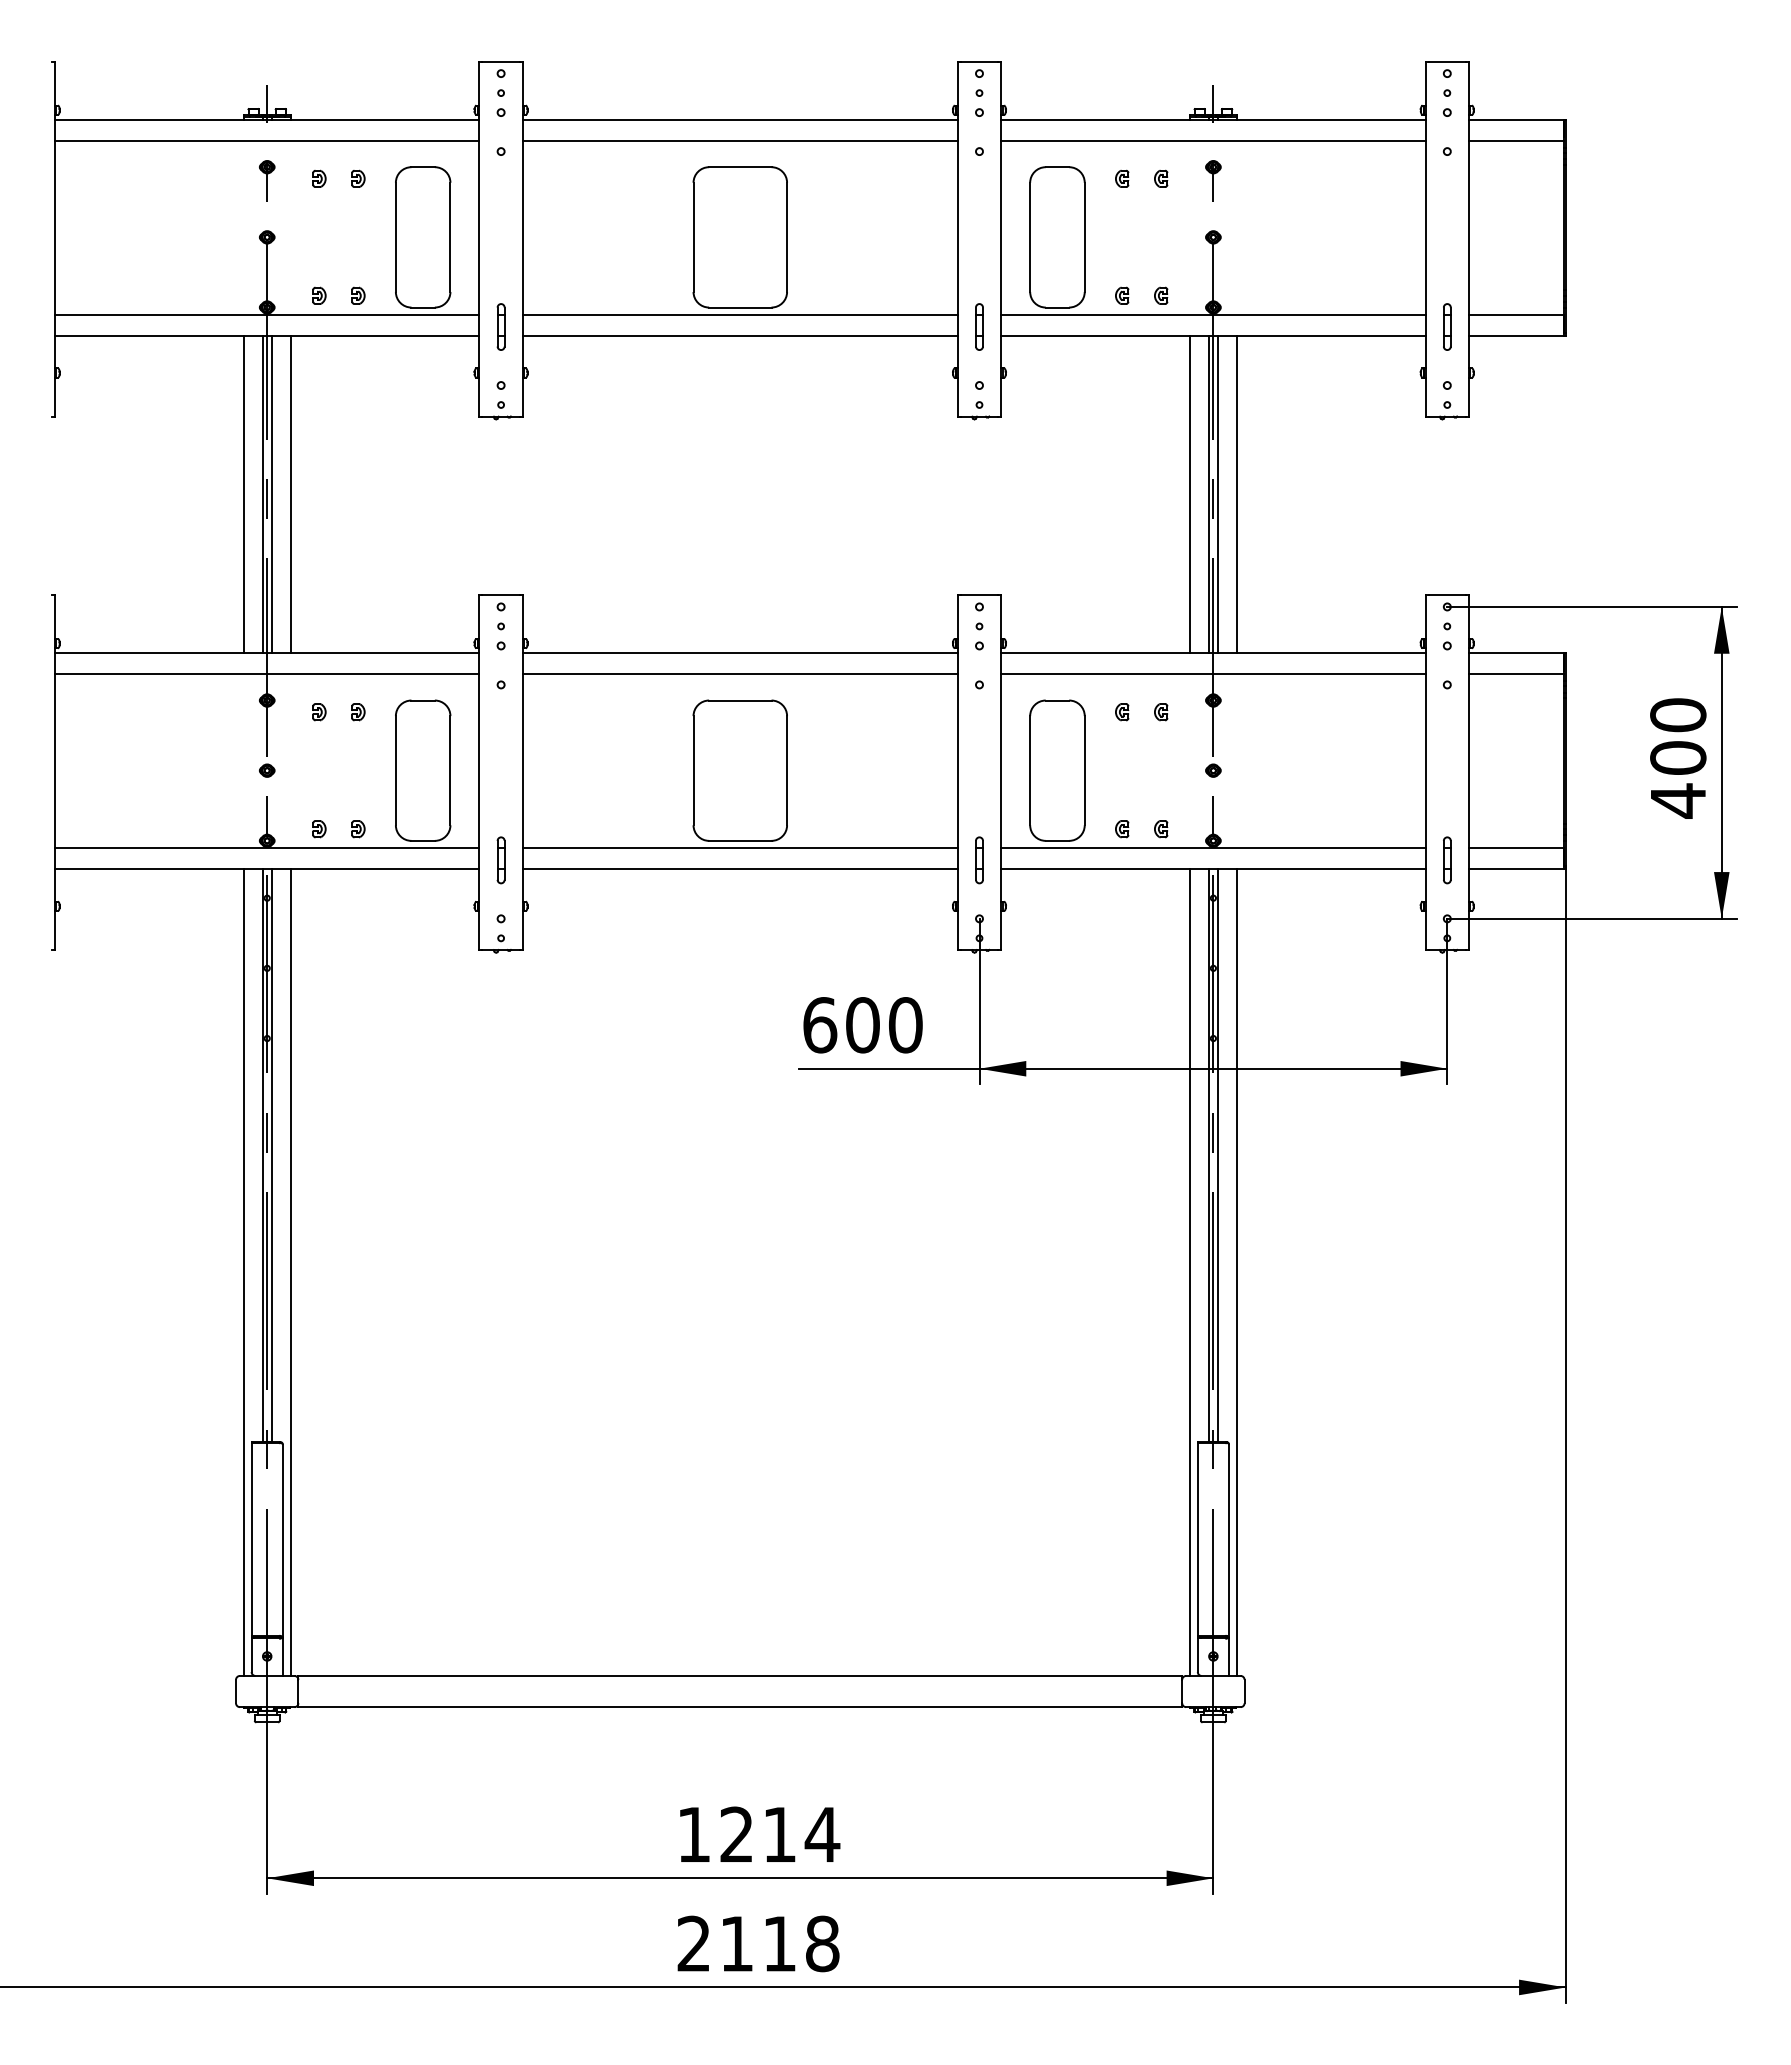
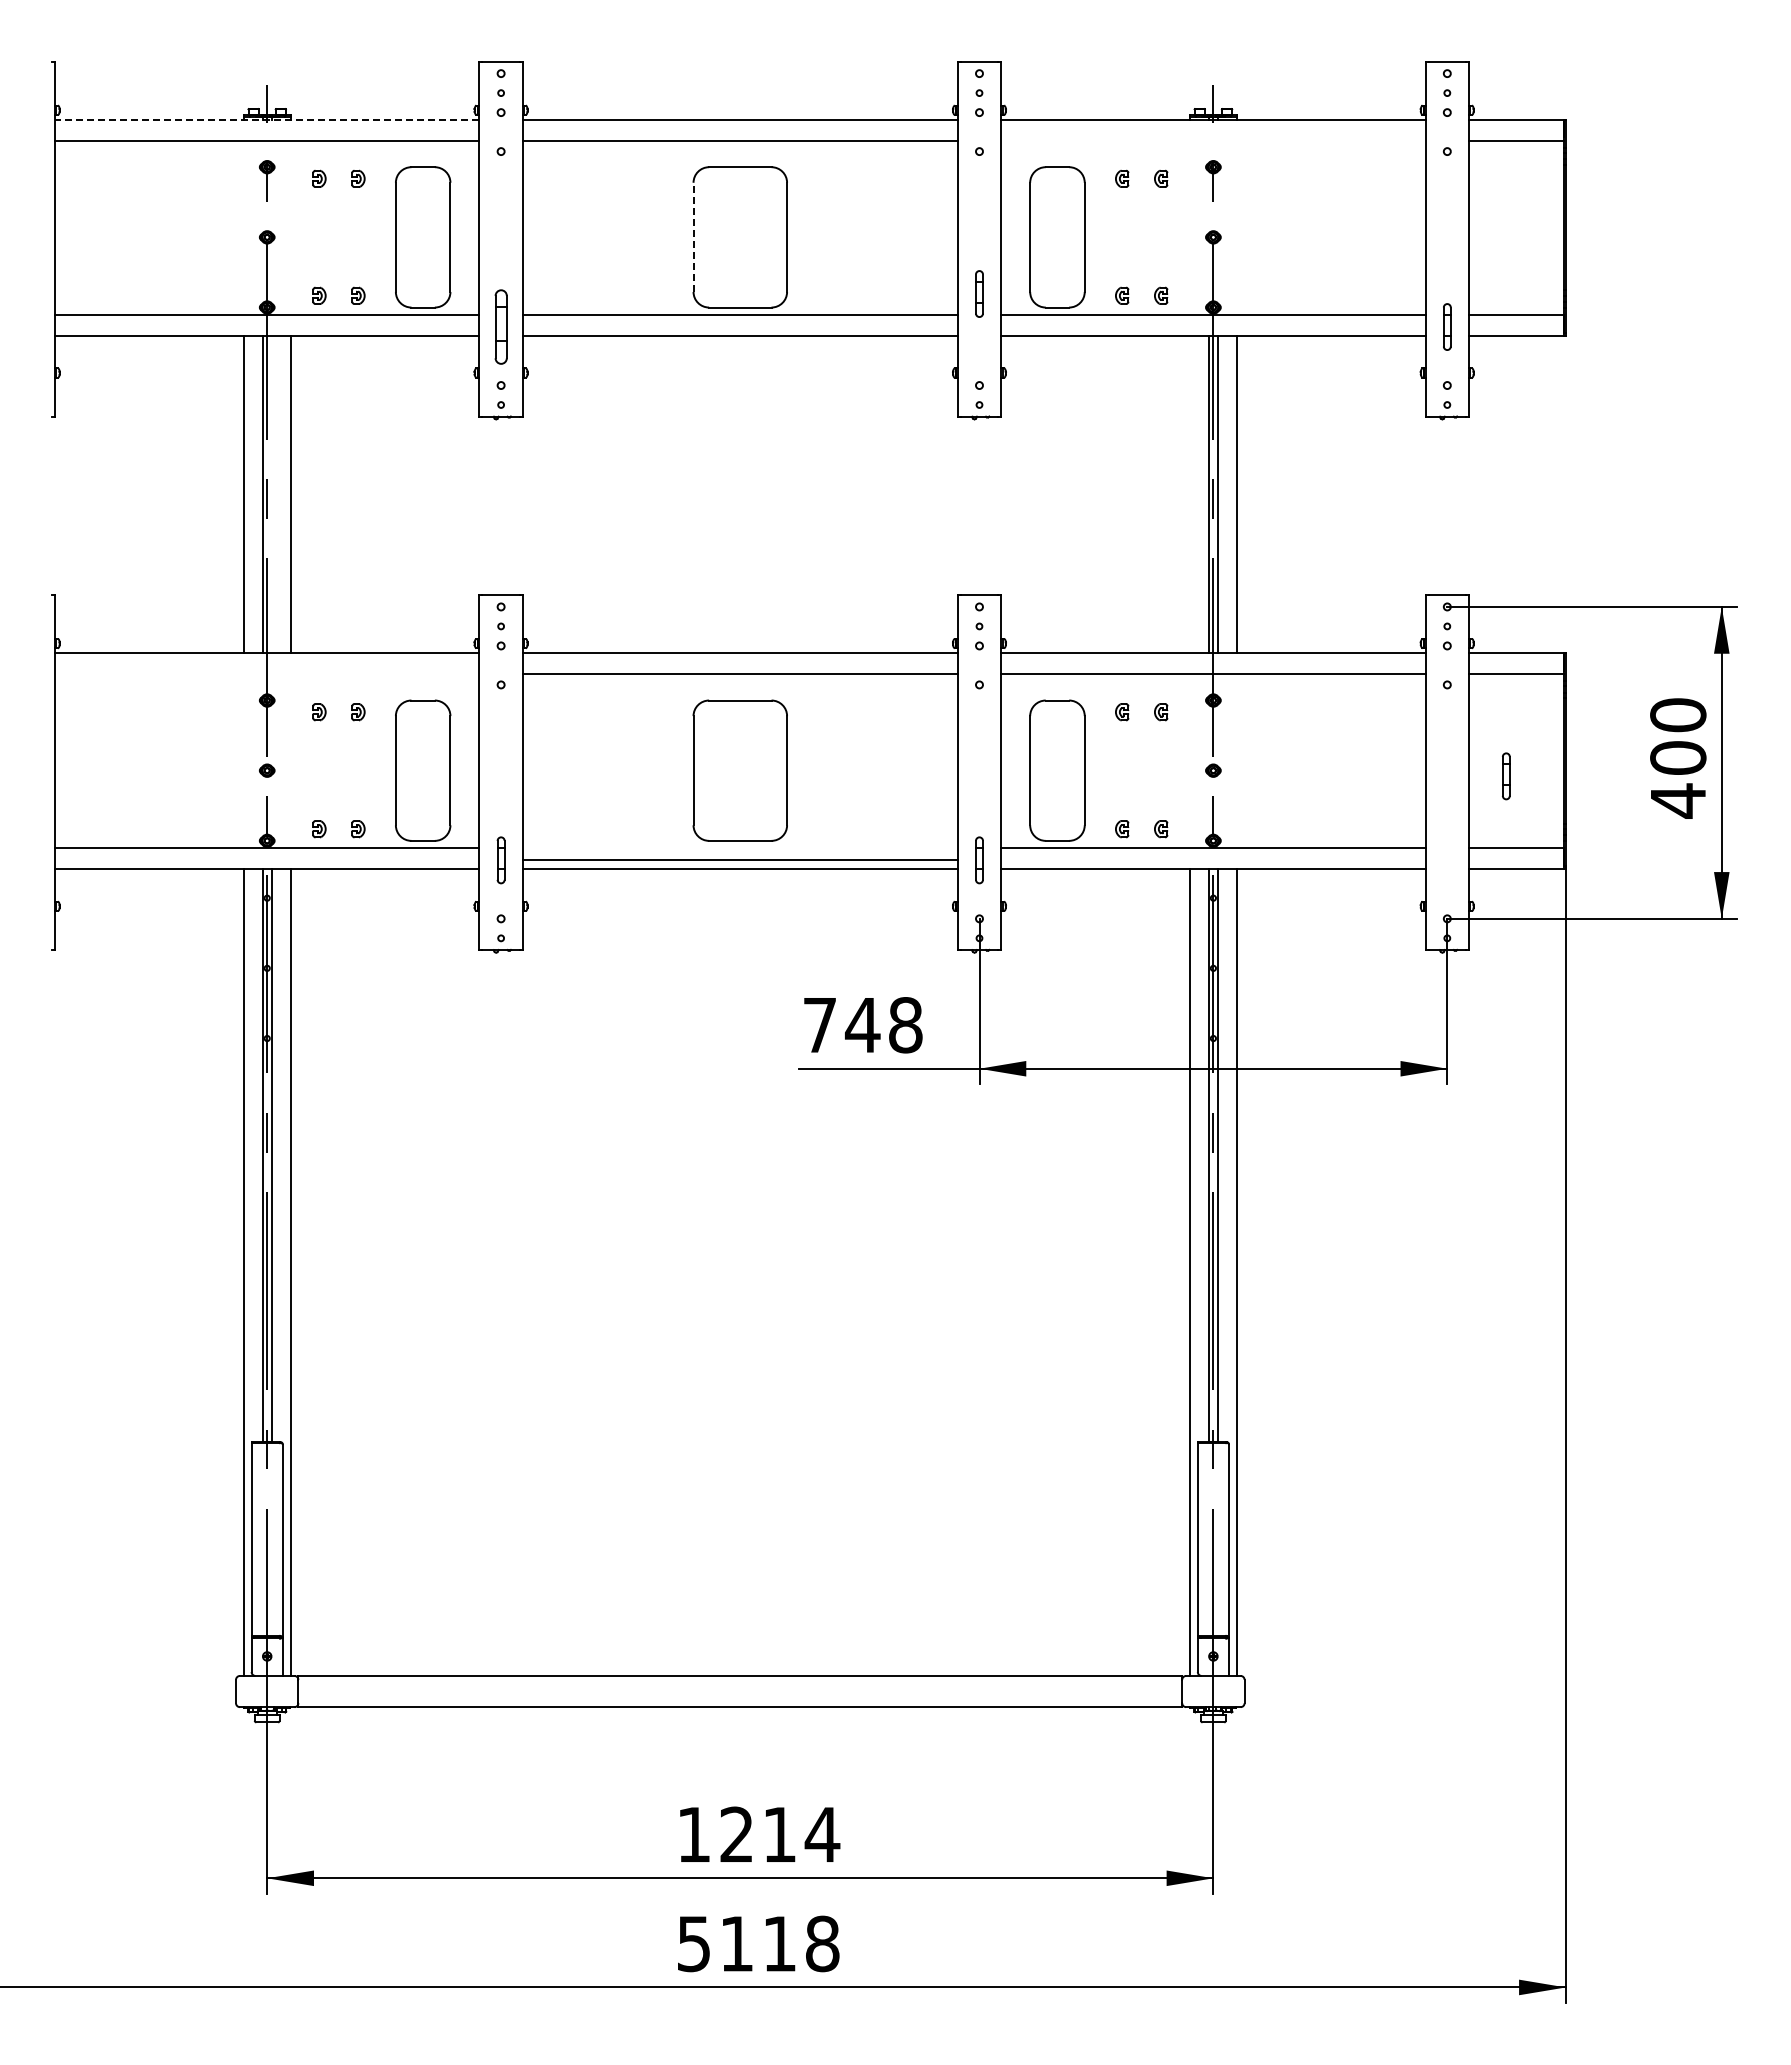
line: solid -> dashed (266, 119)
line: present -> none (1213, 140)
line: solid -> dashed (693, 237)
part size: 10x48 px -> 14x76 px (500, 326)
part position: (979, 326) -> (979, 293) (979, 293)
line: present -> none (271, 493)
line: present -> none (1190, 493)
line: present -> none (267, 674)
line position: (739, 847) -> (739, 859) (739, 859)
part position: (1447, 860) -> (1506, 776) (1506, 776)
text: 600 -> 748 (862, 1025)
text: 2118 -> 5118 (693, 1943)
